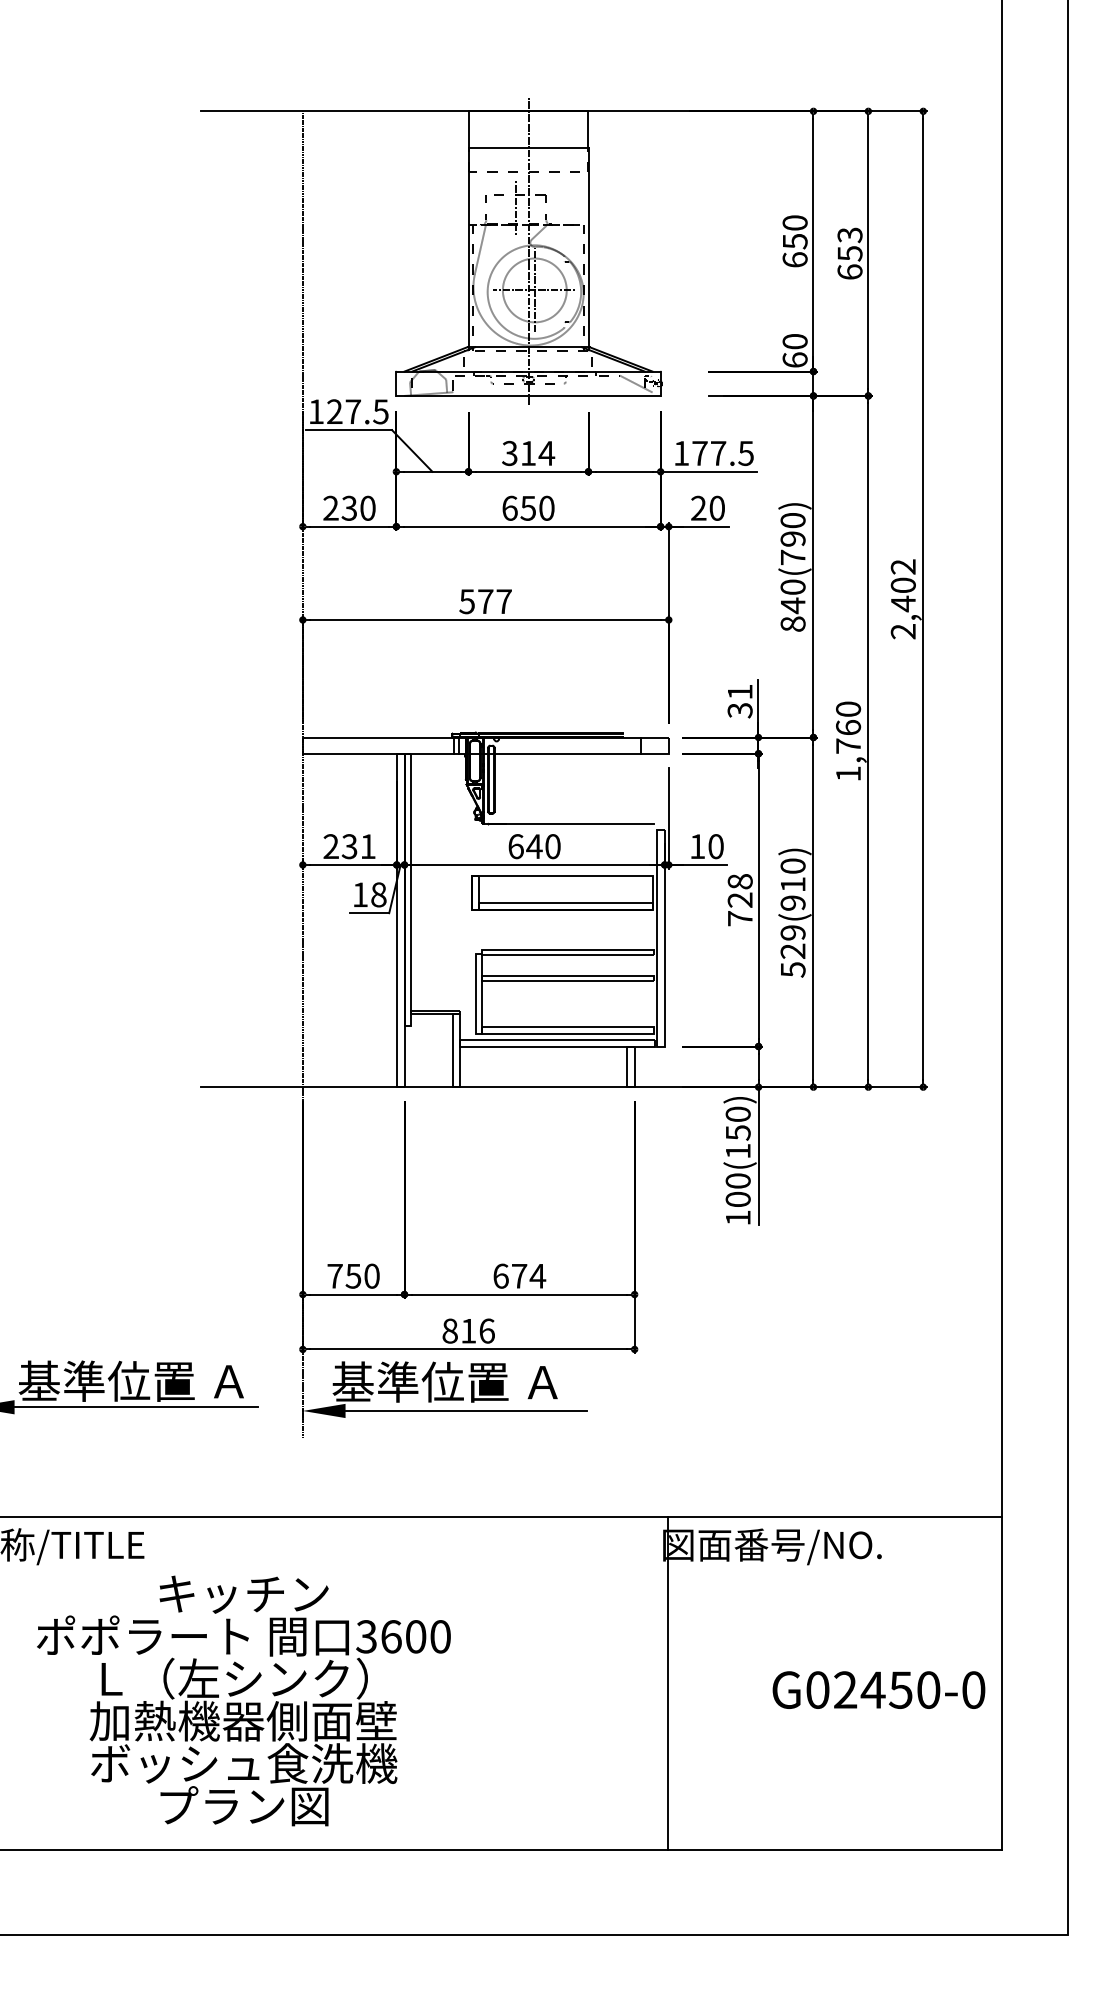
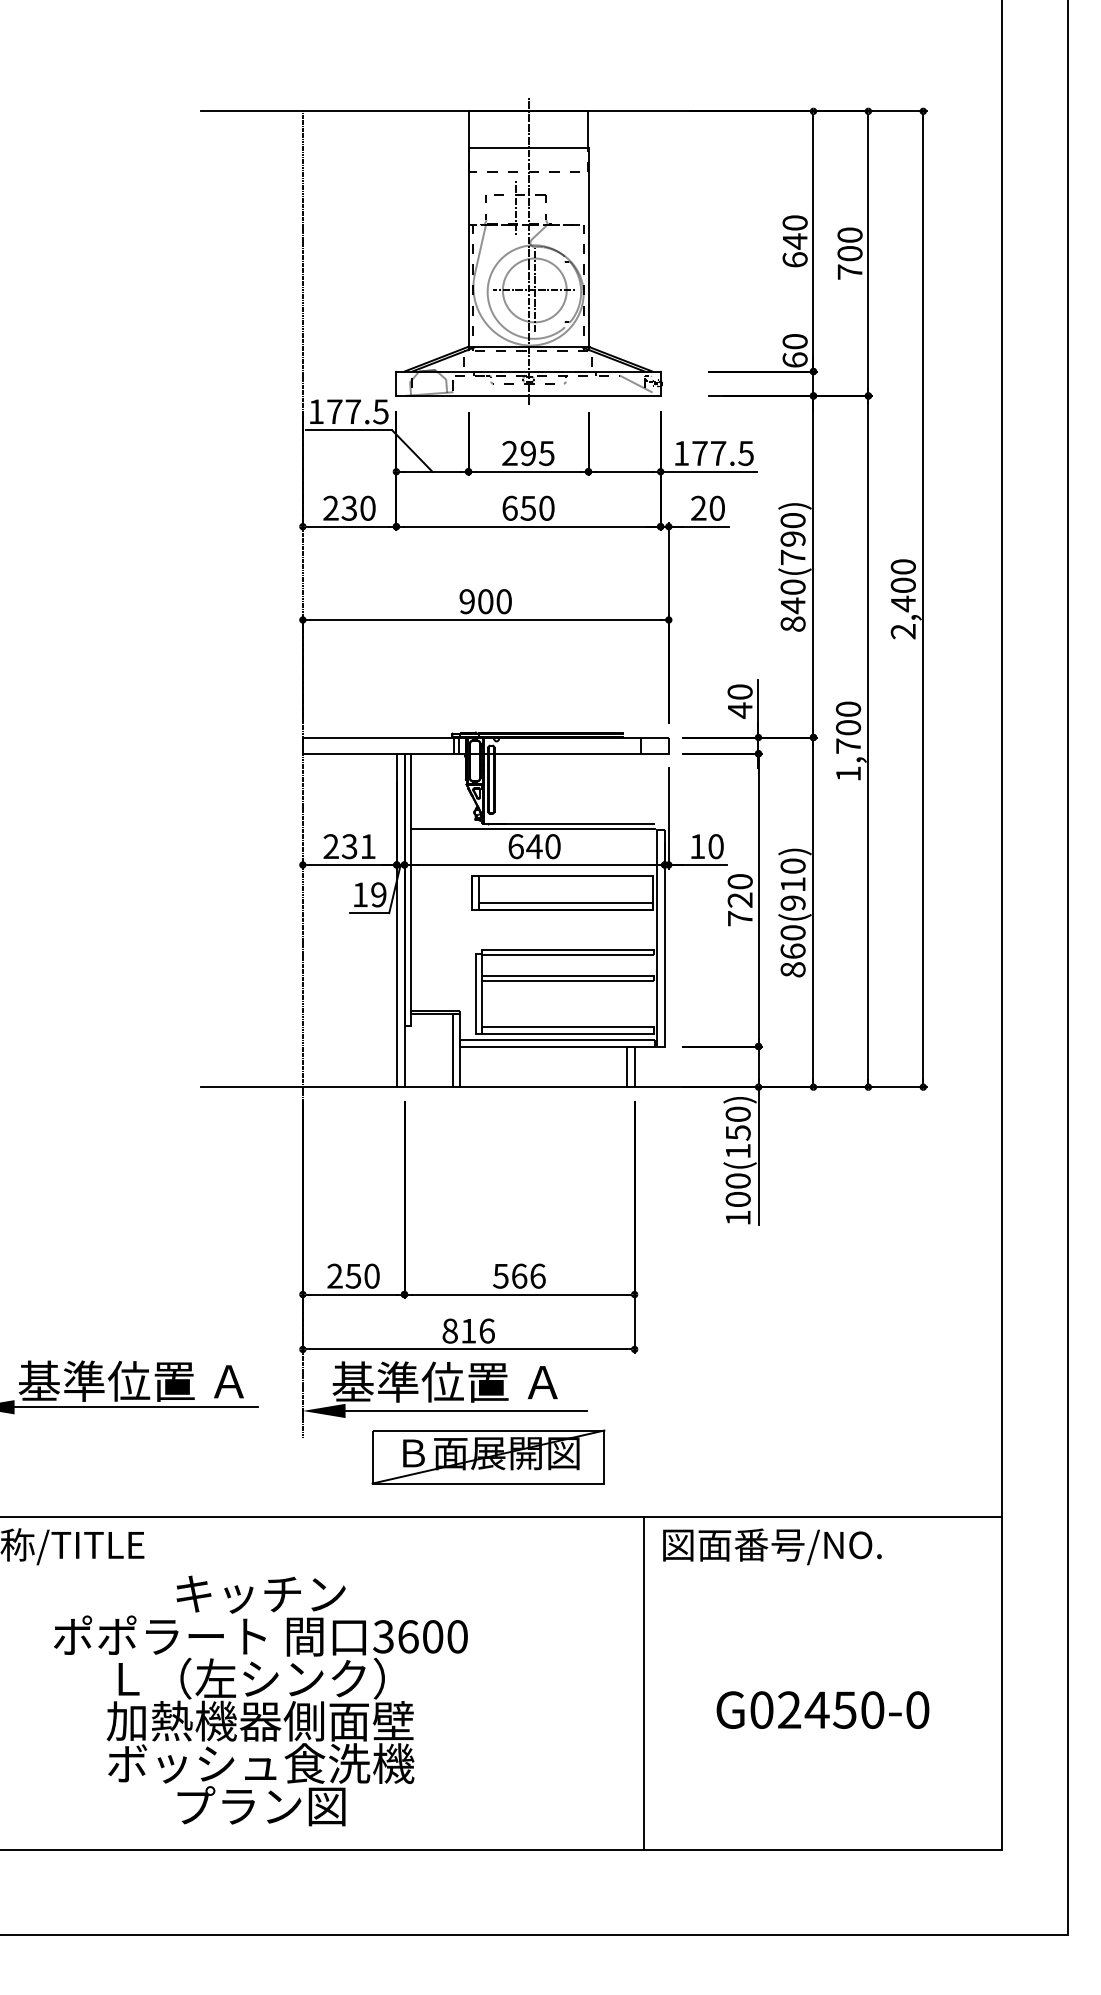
text: 650 -> 640 (795, 241)
text: 653 -> 700 (849, 253)
text: 127.5 -> 177.5 (334, 411)
text: 314 -> 295 (528, 453)
text: 2,402 -> 2,400 (902, 566)
text: 577 -> 900 (485, 601)
text: 31 -> 40 (739, 701)
text: 1,760 -> 1,700 (848, 727)
line: none -> present (532, 829)
text: 728 -> 720 (740, 881)
text: 18 -> 19 (378, 894)
text: 529(910) -> 860(910) (792, 951)
text: 750 -> 250 (334, 1275)
text: 674 -> 566 (519, 1275)
part: none -> present (488, 1456)
line position: (667, 1683) -> (643, 1683) (643, 1683)
text position: (878, 1689) -> (822, 1709) (822, 1709)
text position: (243, 1700) -> (260, 1700) (260, 1700)
